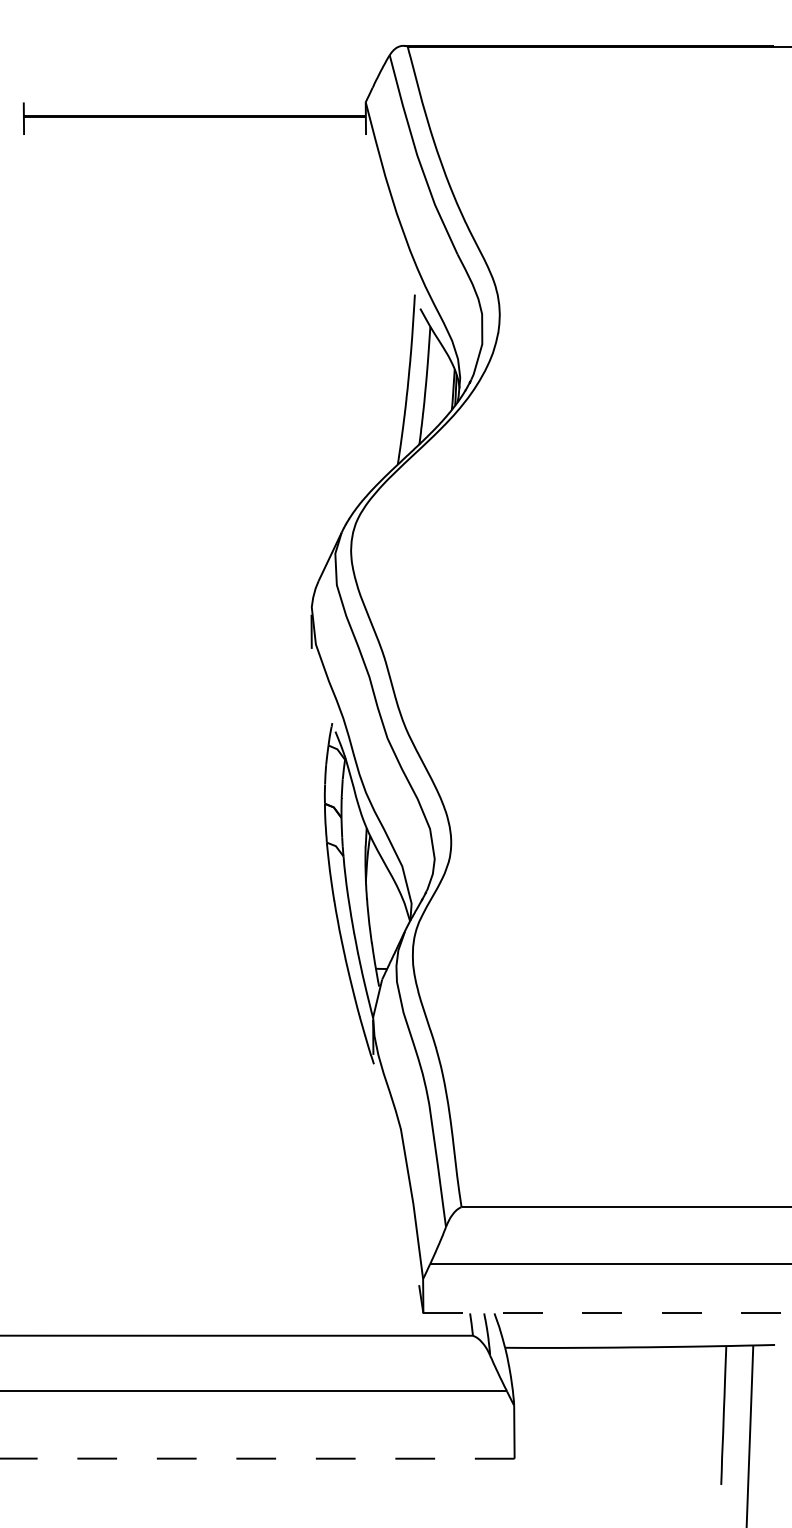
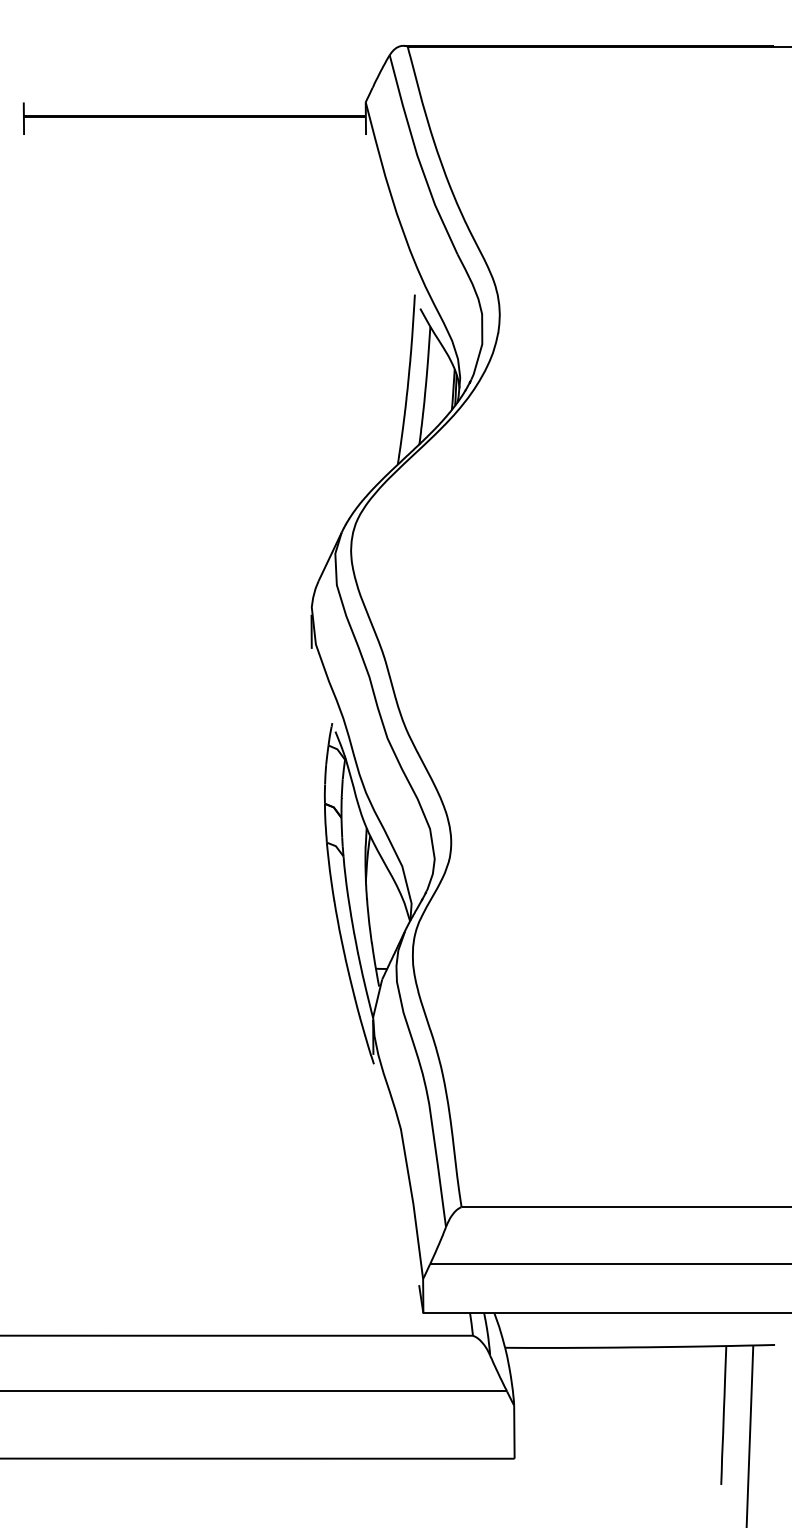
line: dashed -> solid (607, 1313)
line: dashed -> solid (256, 1458)
